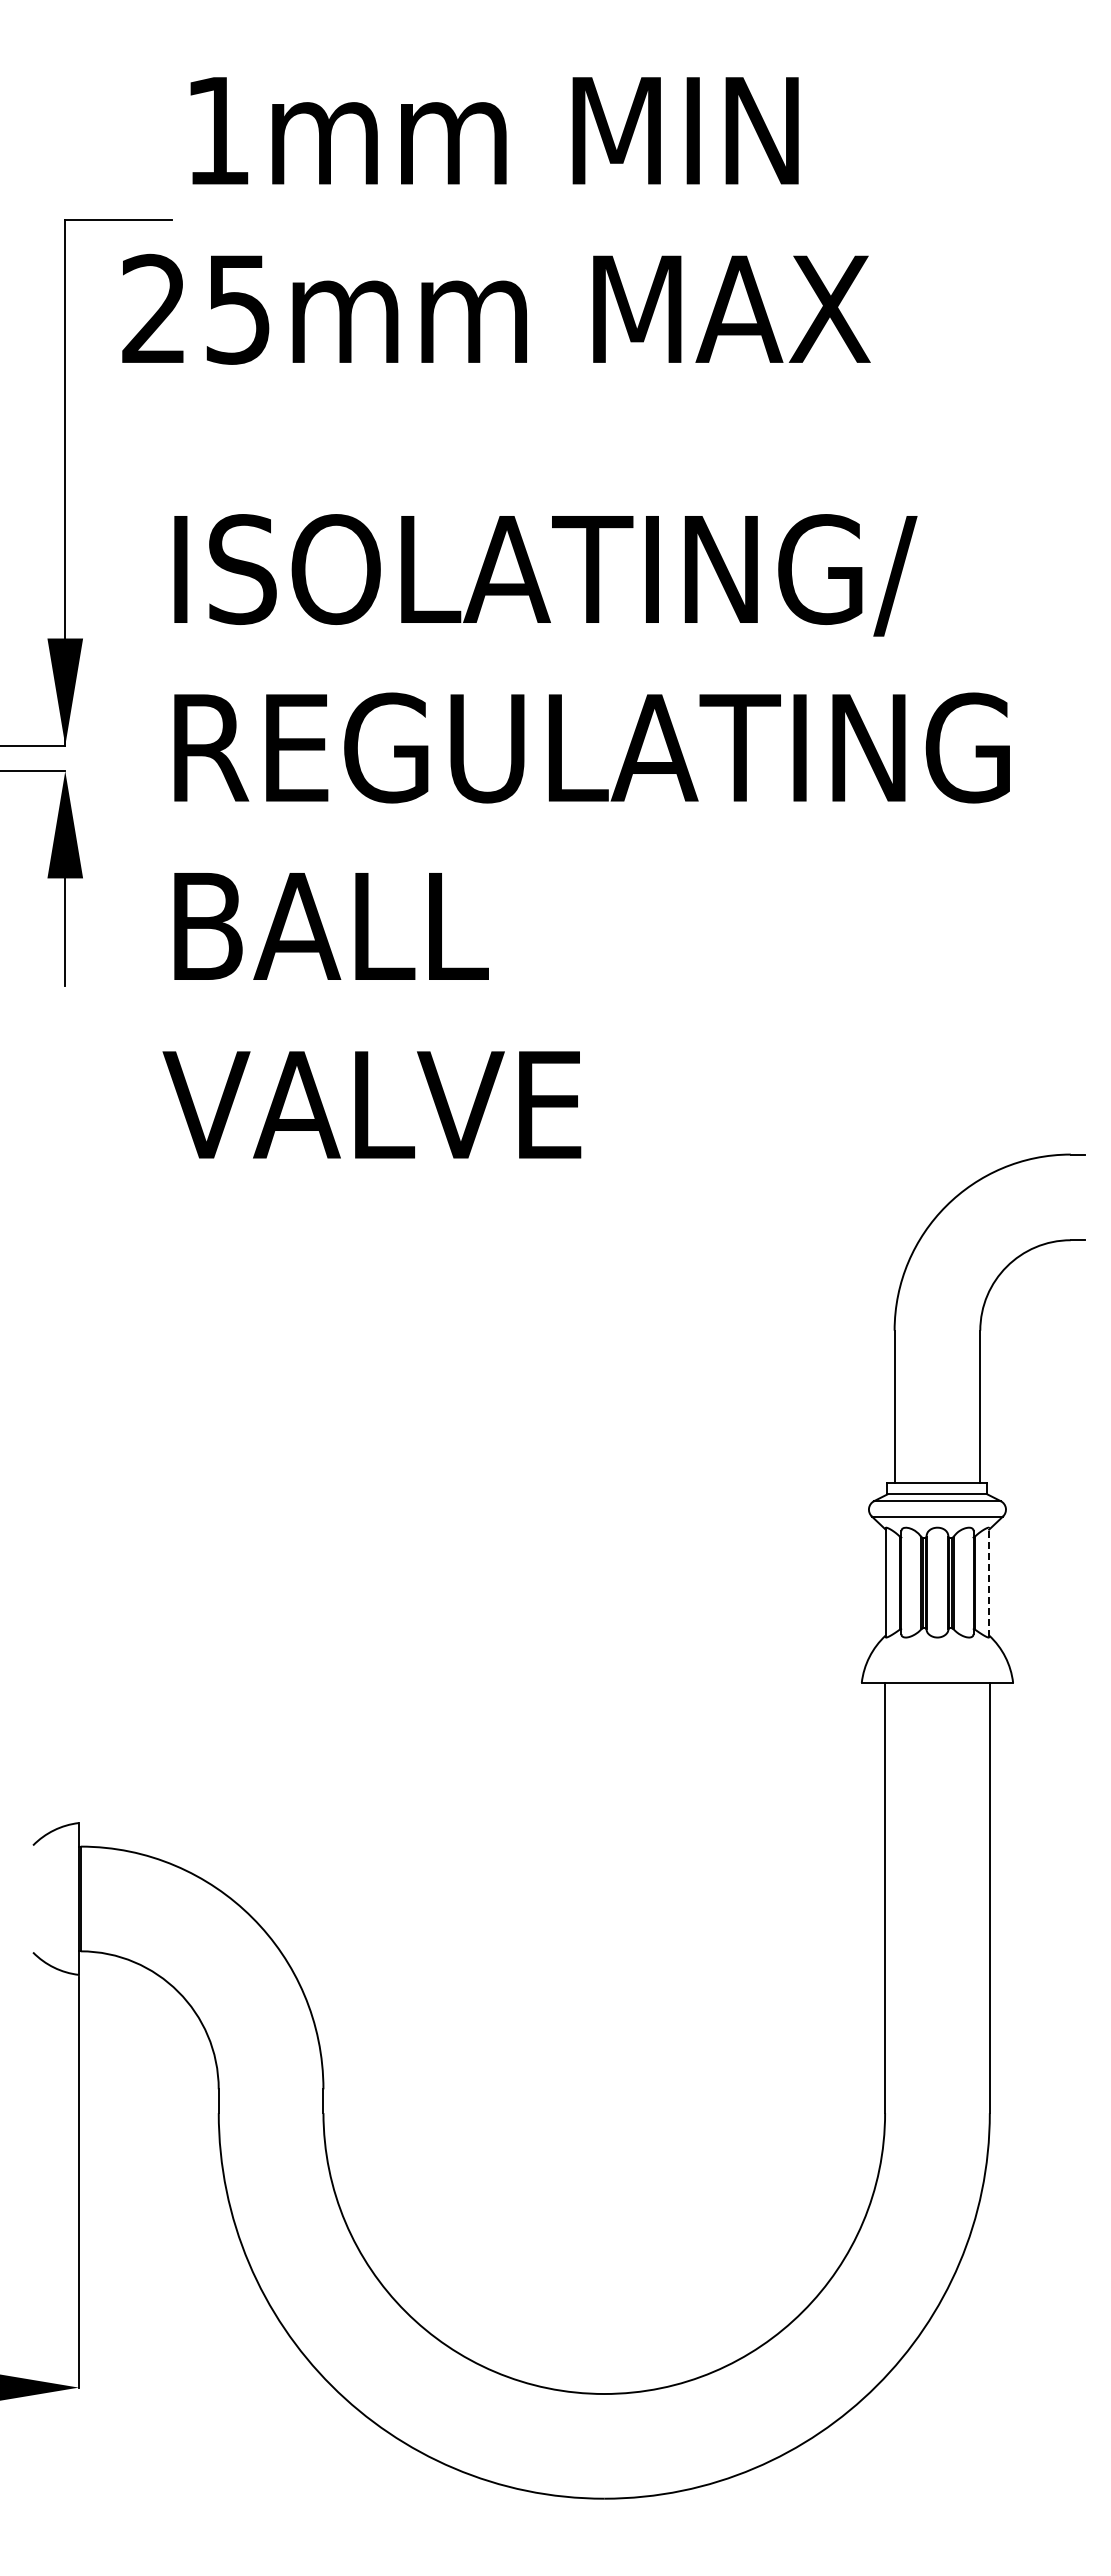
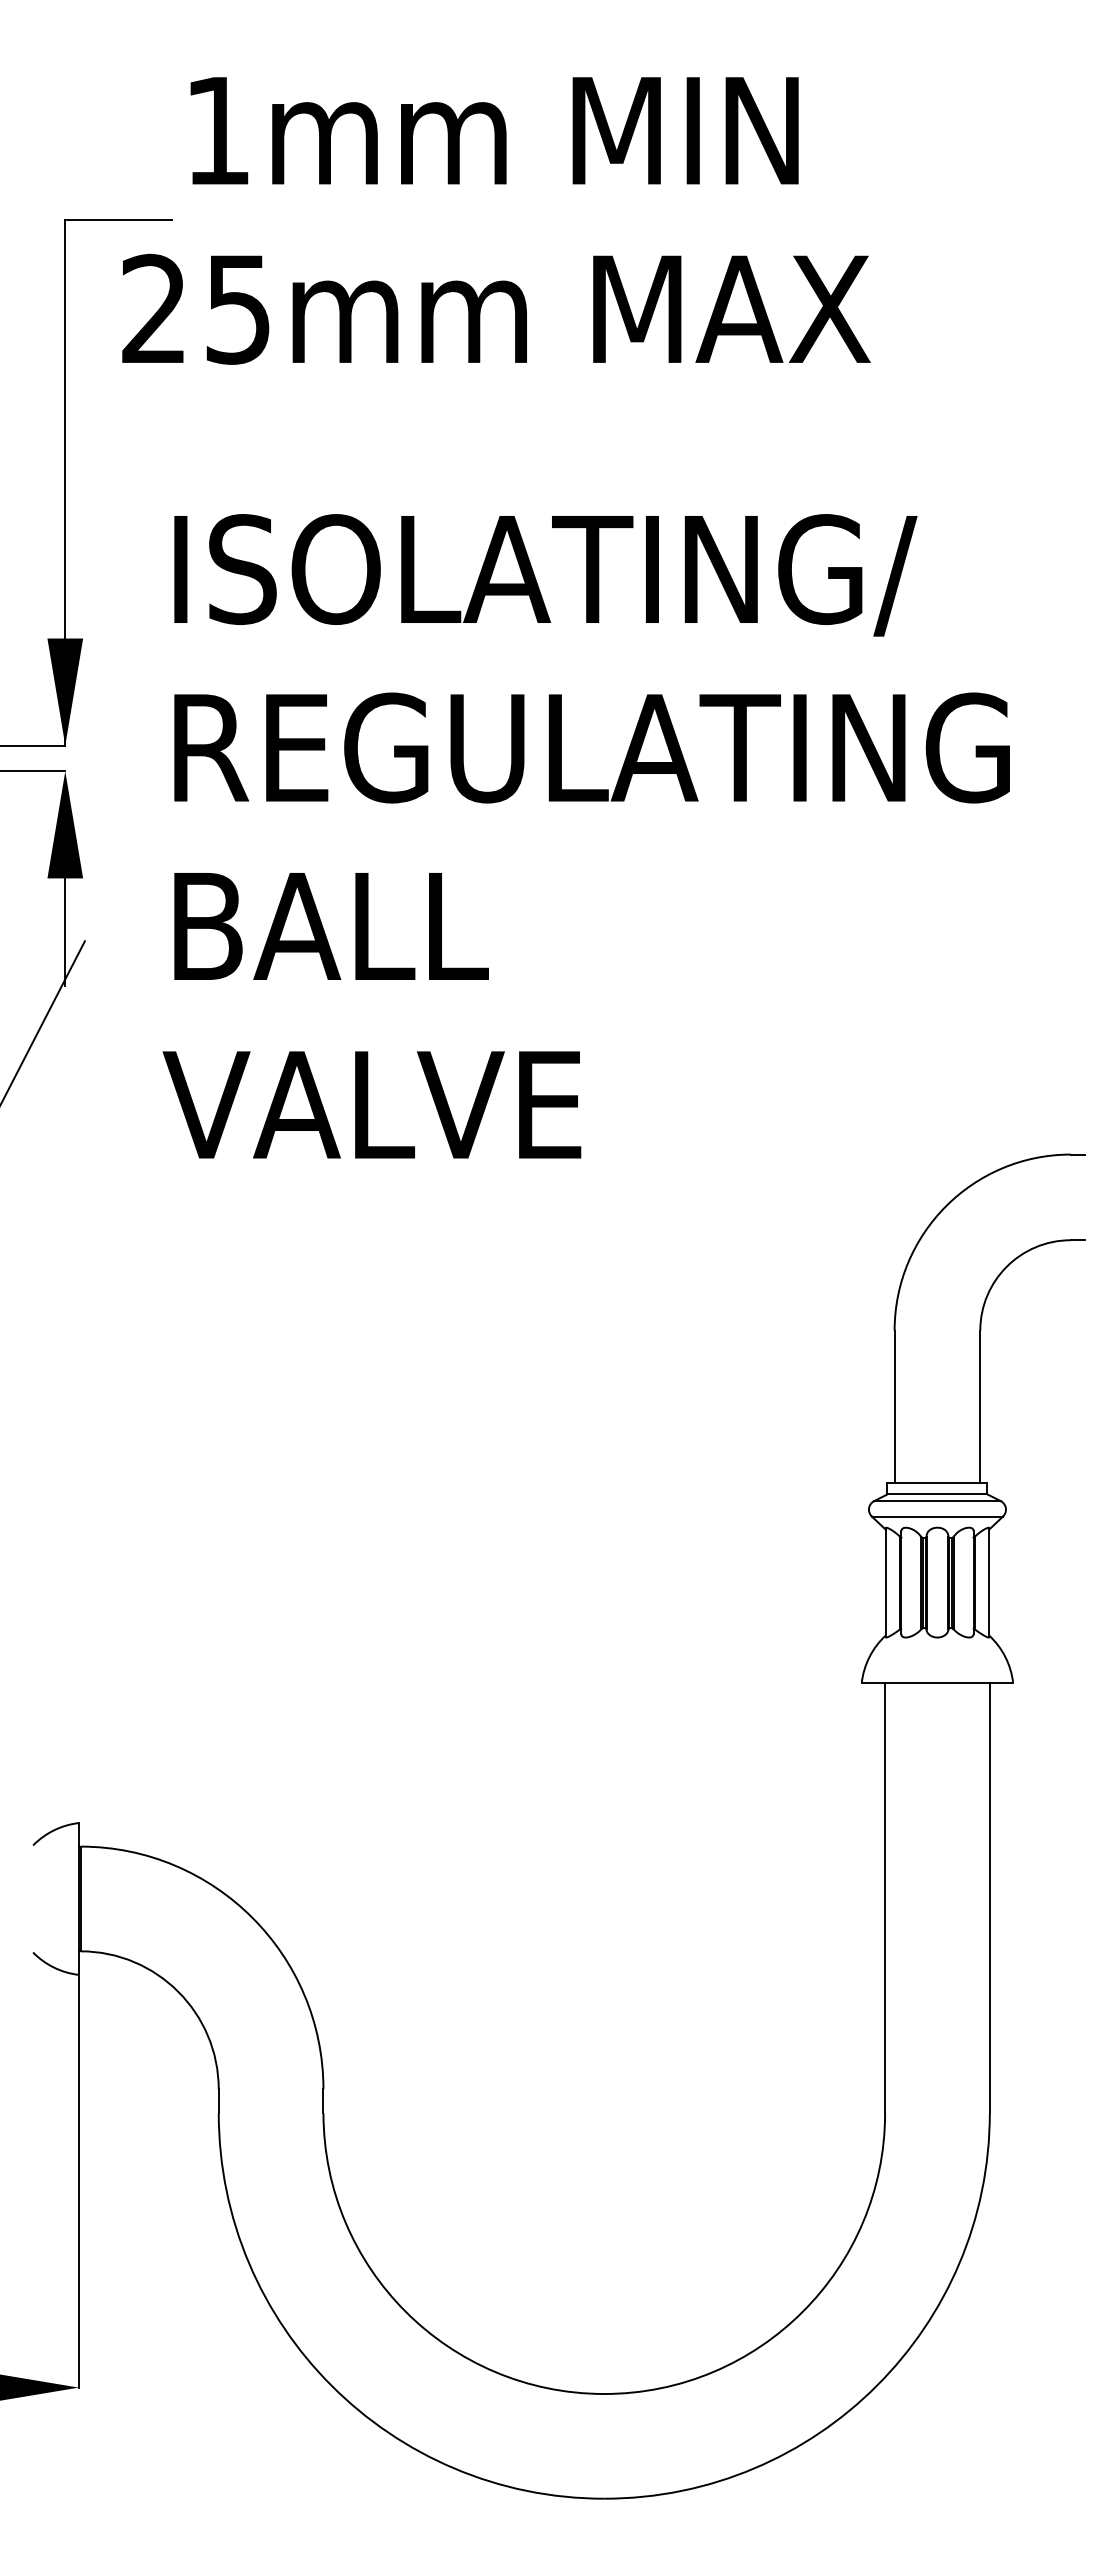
line: none -> present (43, 1021)
line: dashed -> solid (989, 1582)
